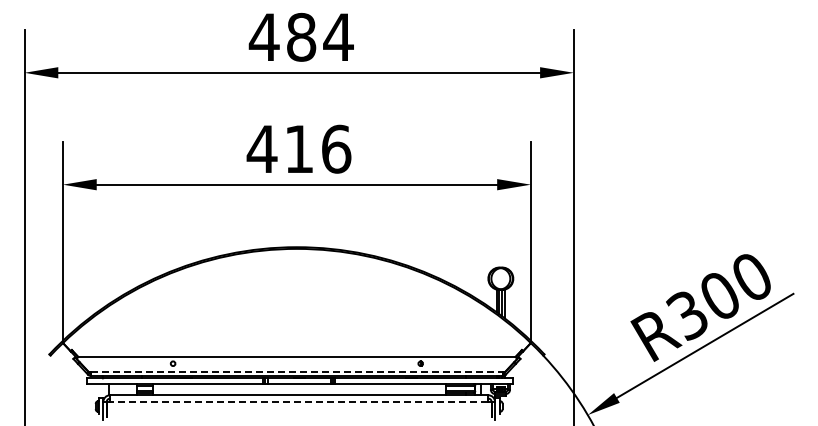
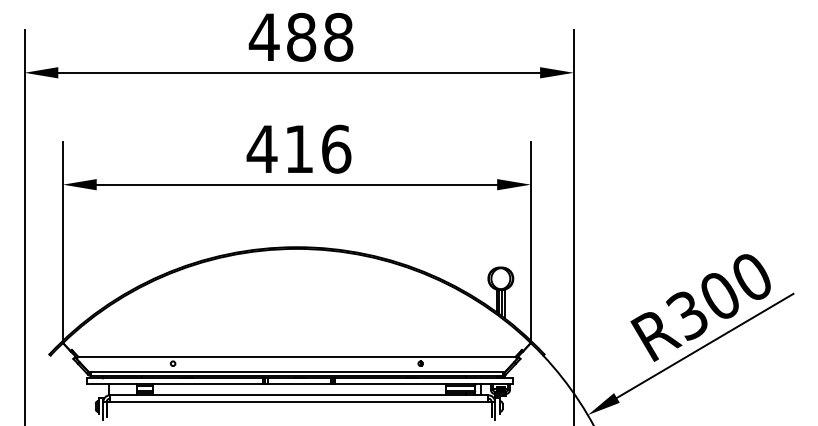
text: 484 -> 488 (338, 36)
line: dashed -> solid (296, 371)
line: dashed -> solid (298, 402)
